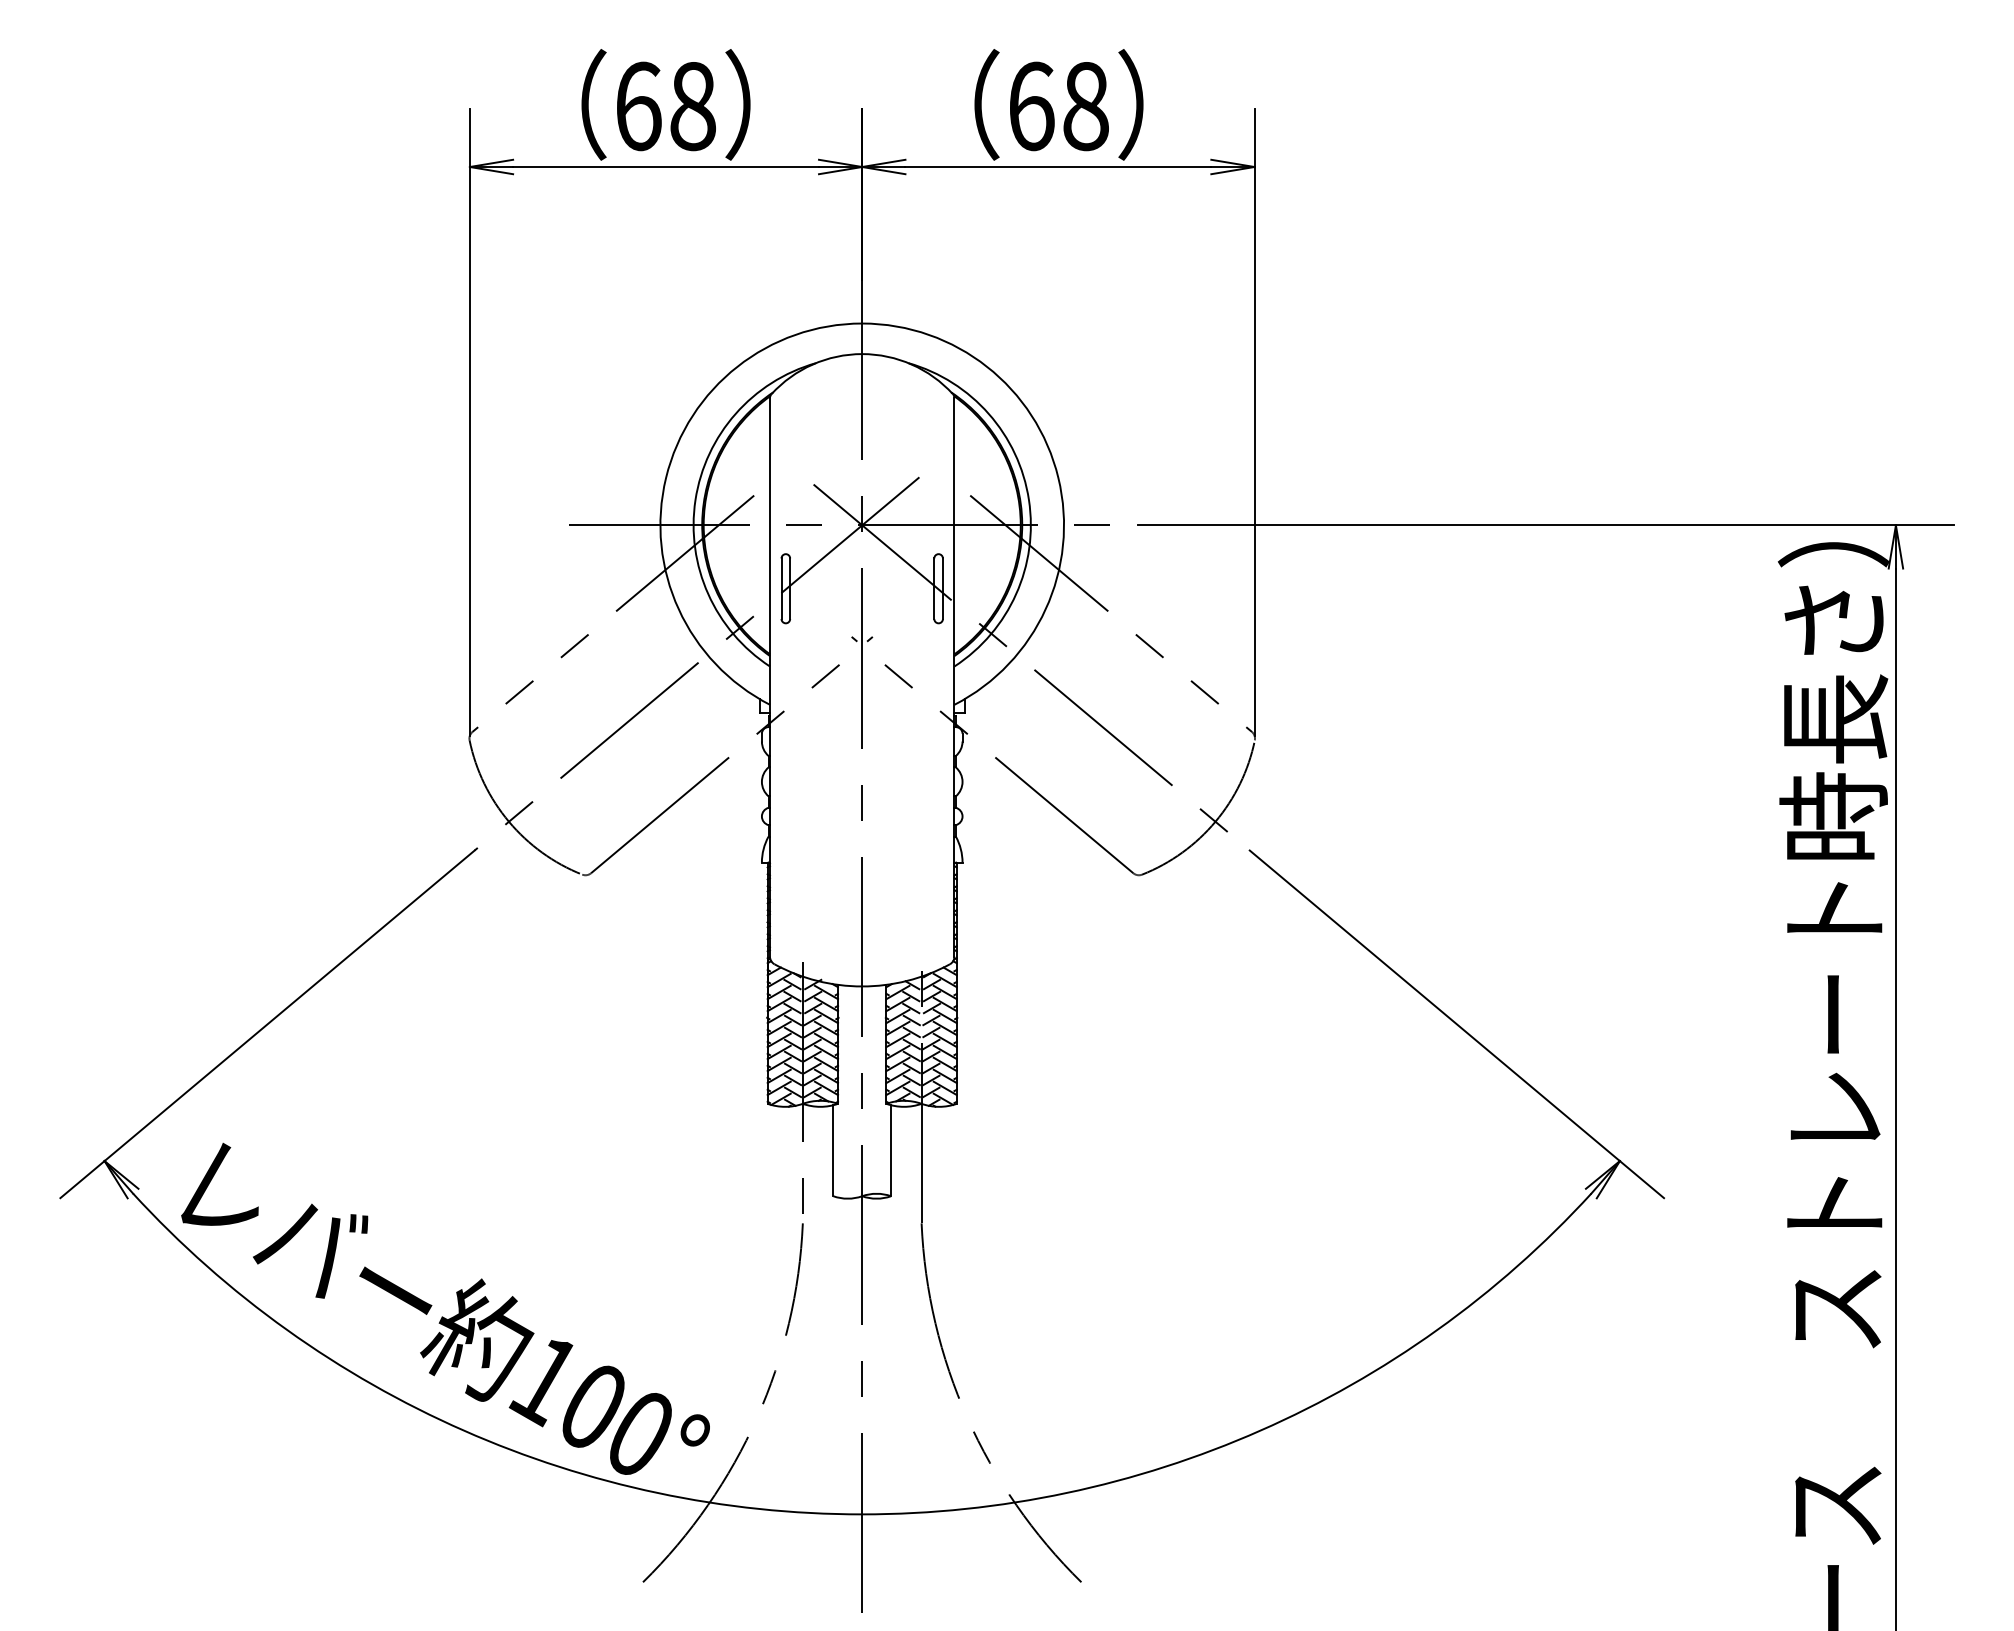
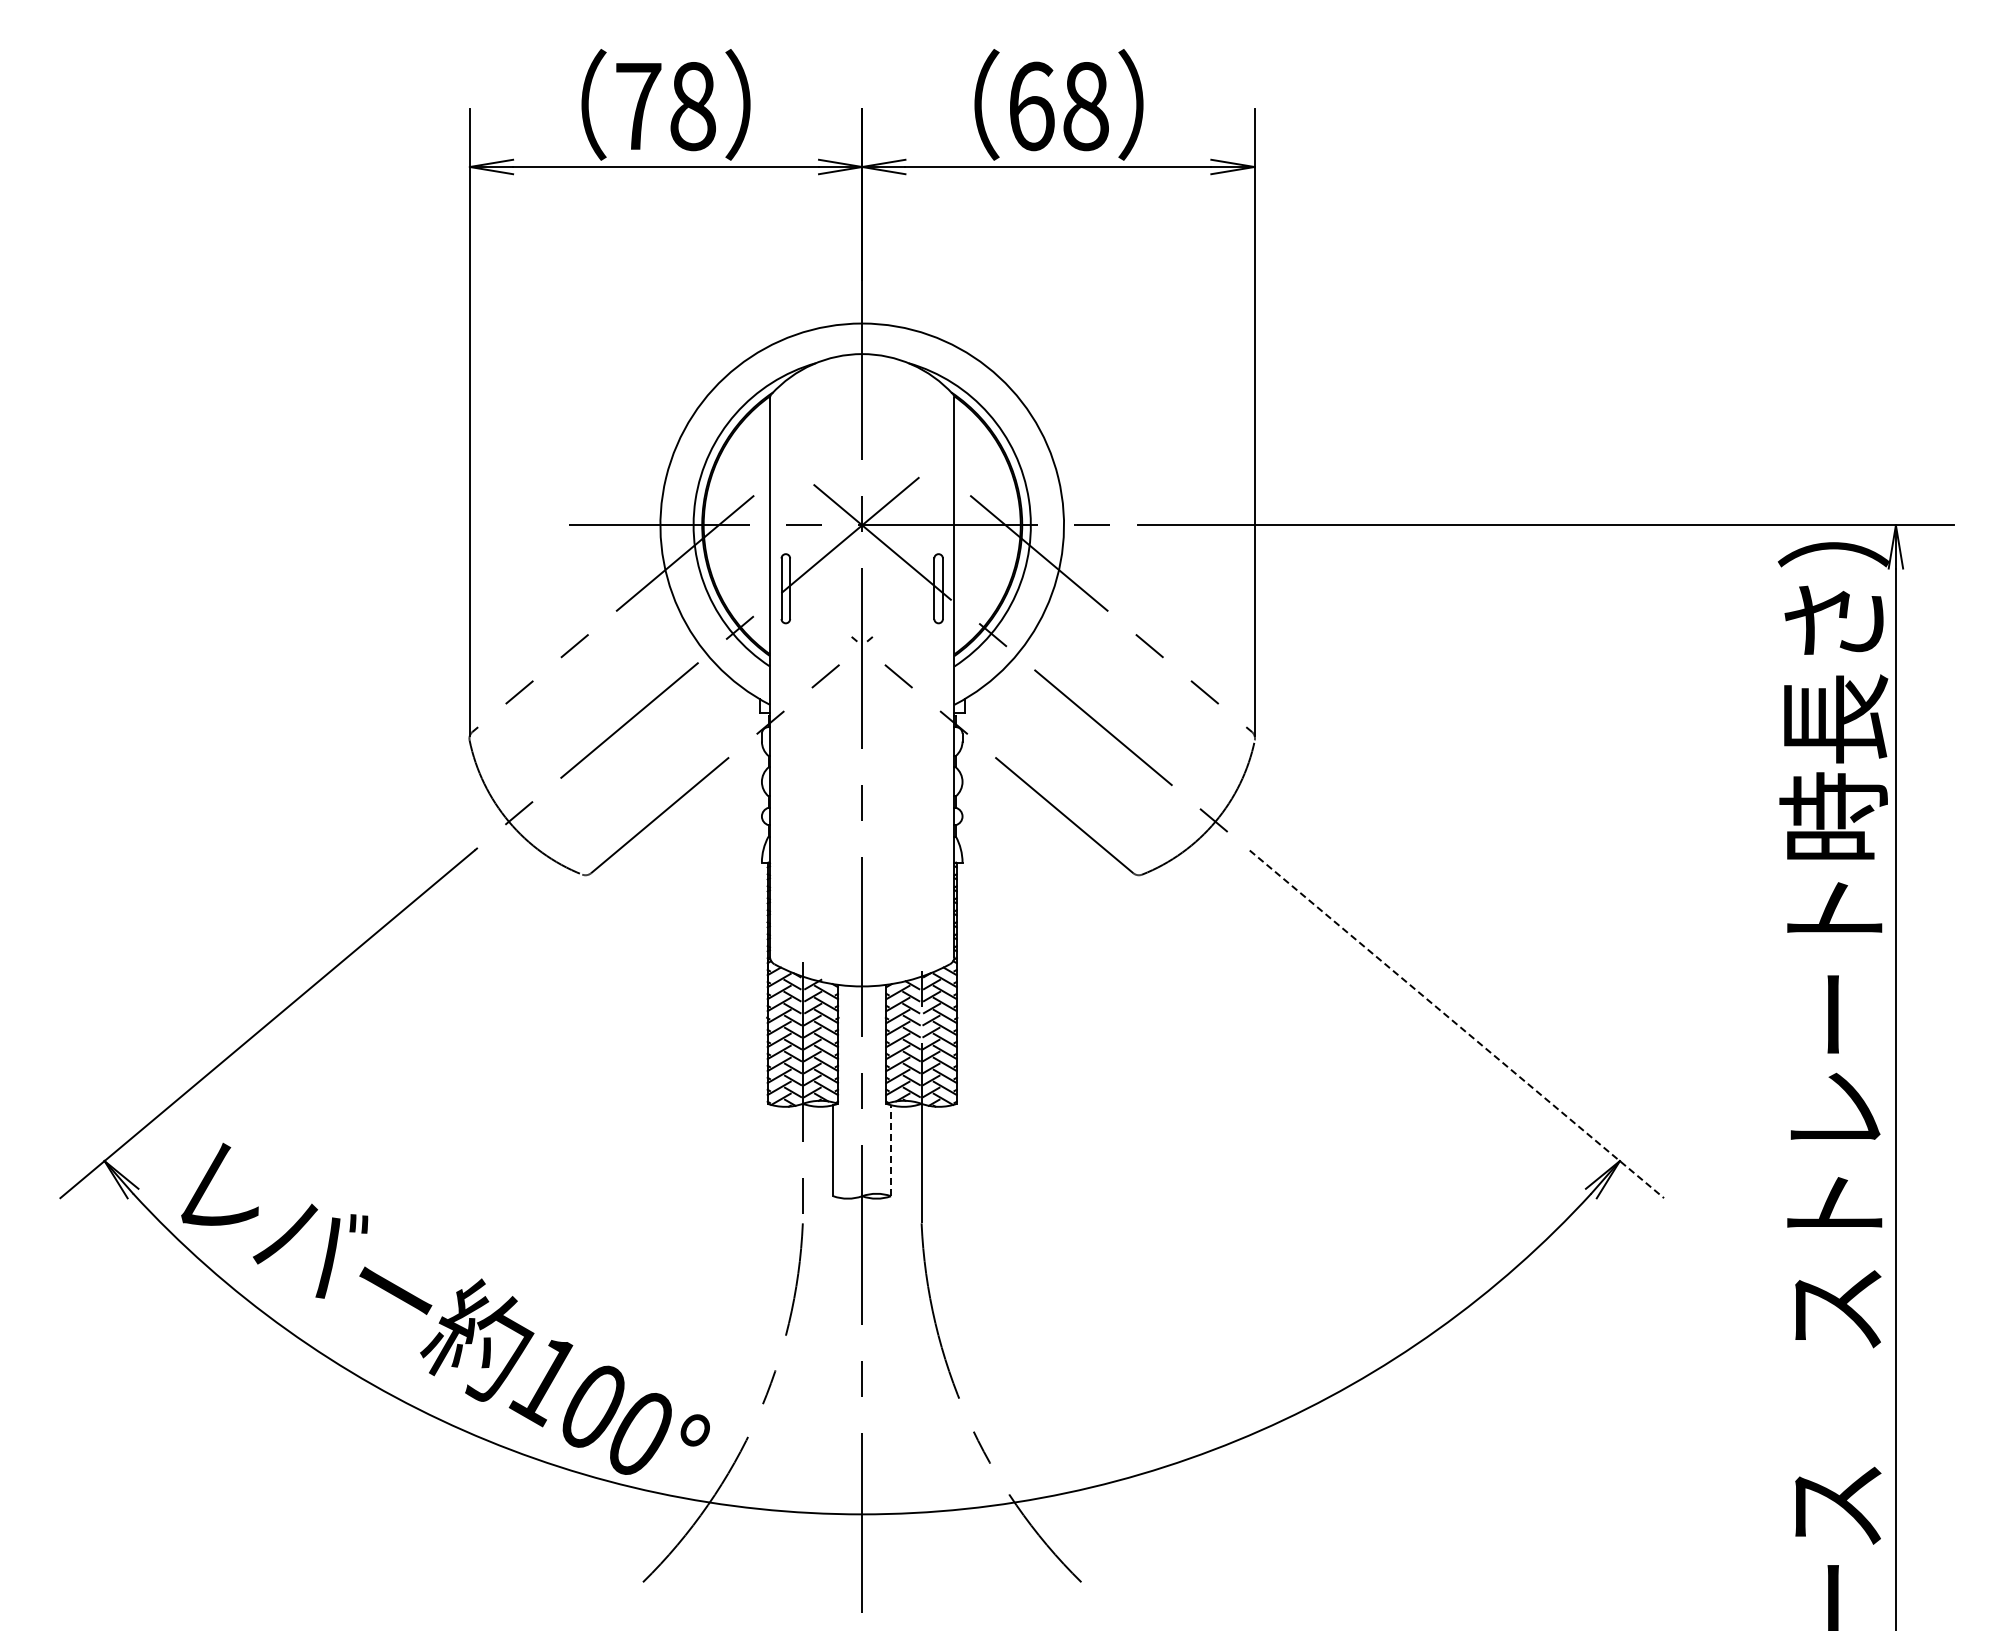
text: 68 -> 78 (638, 106)
line: solid -> dashed (1457, 1024)
line: solid -> dashed (891, 1150)
